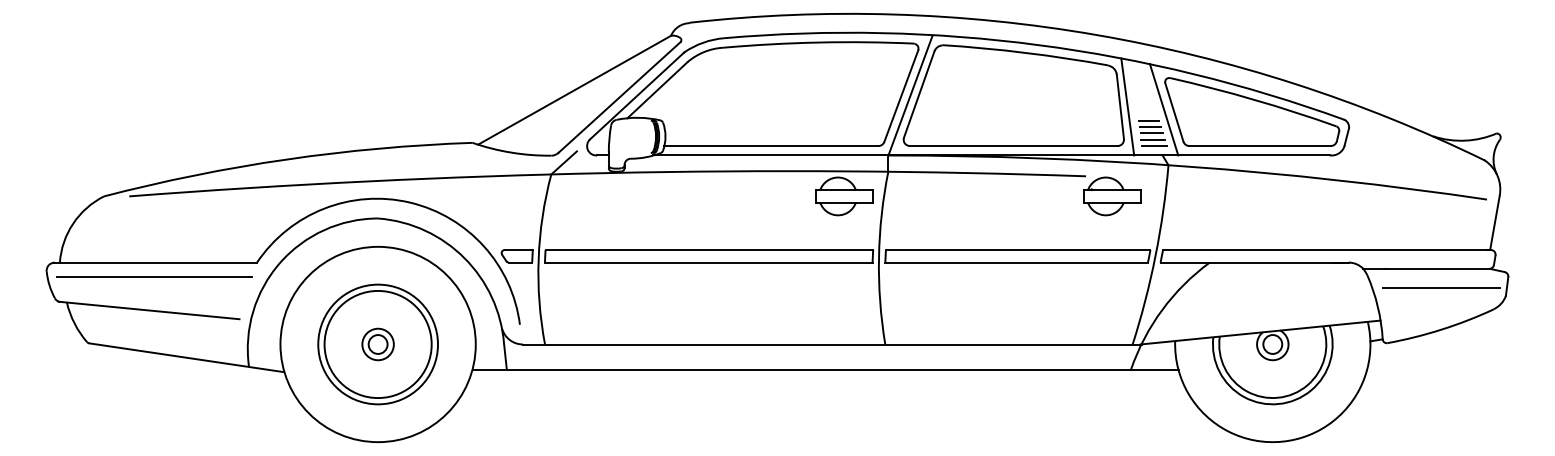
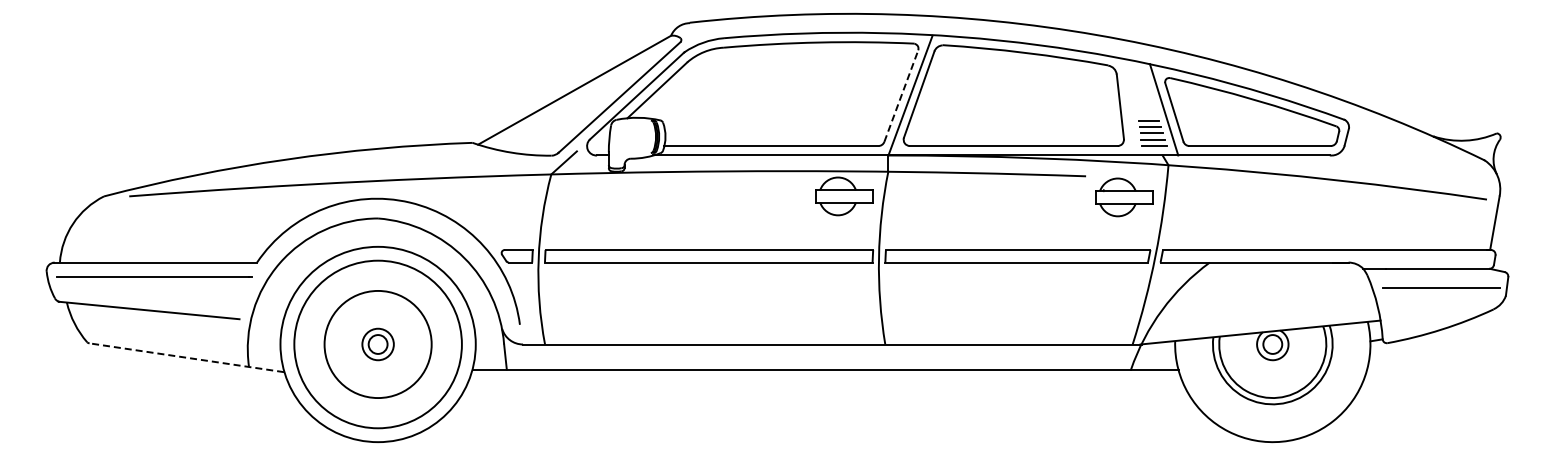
line: solid -> dashed (901, 96)
line: present -> none (1127, 106)
part position: (1112, 196) -> (1124, 197) (1124, 197)
circle diameter: 120 px -> 168 px (377, 344)
line: solid -> dashed (186, 357)
